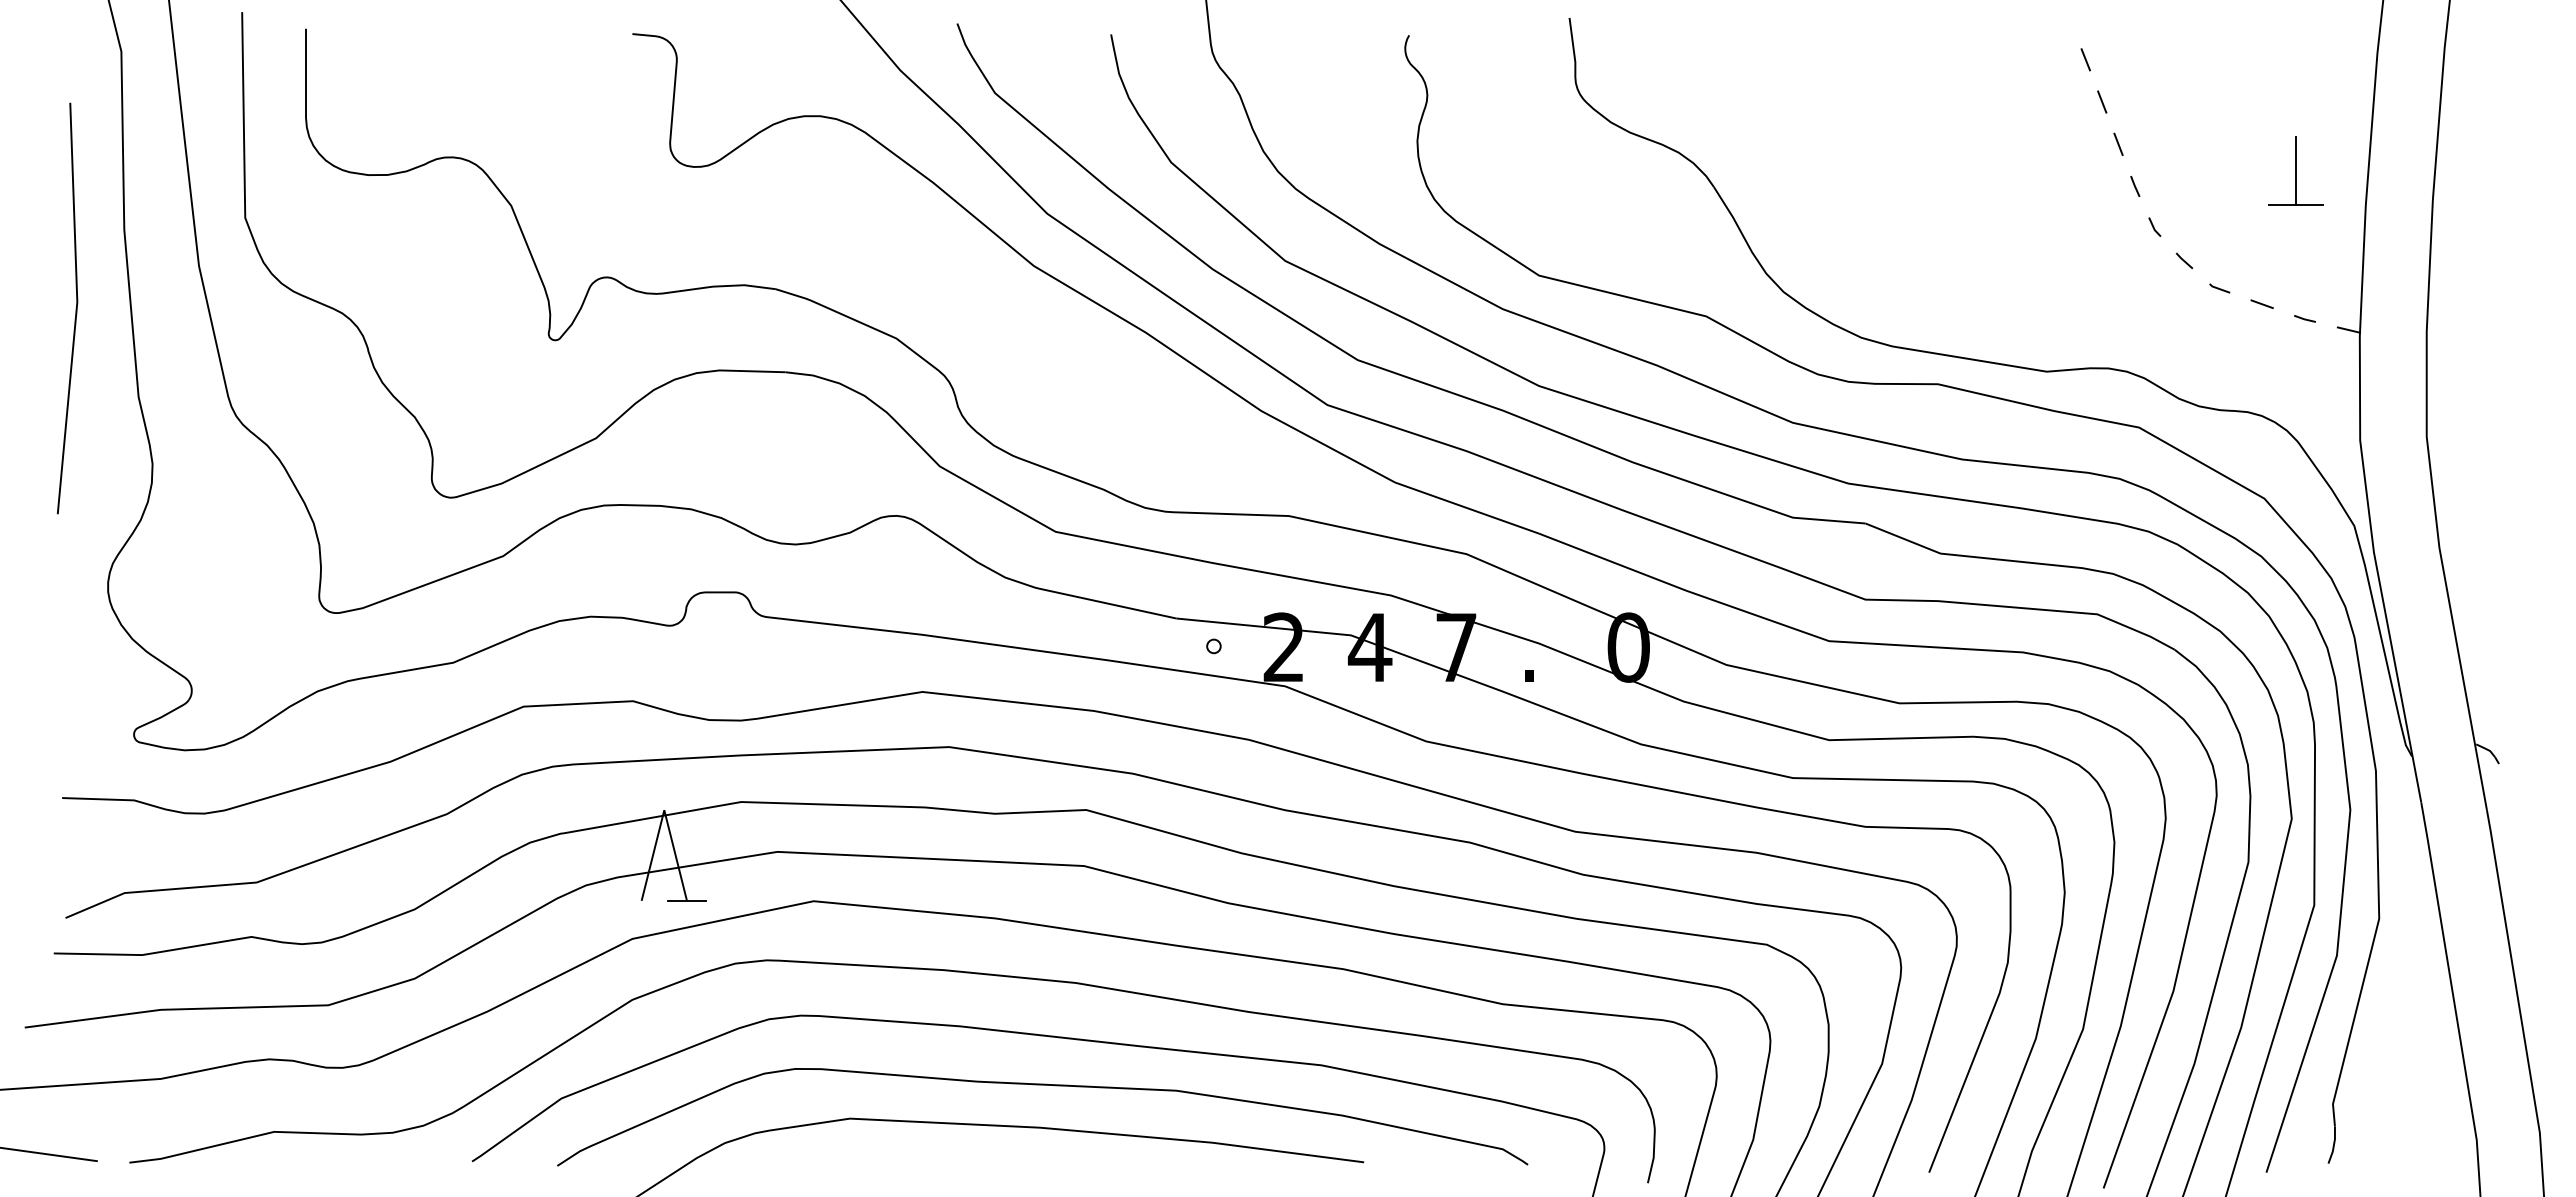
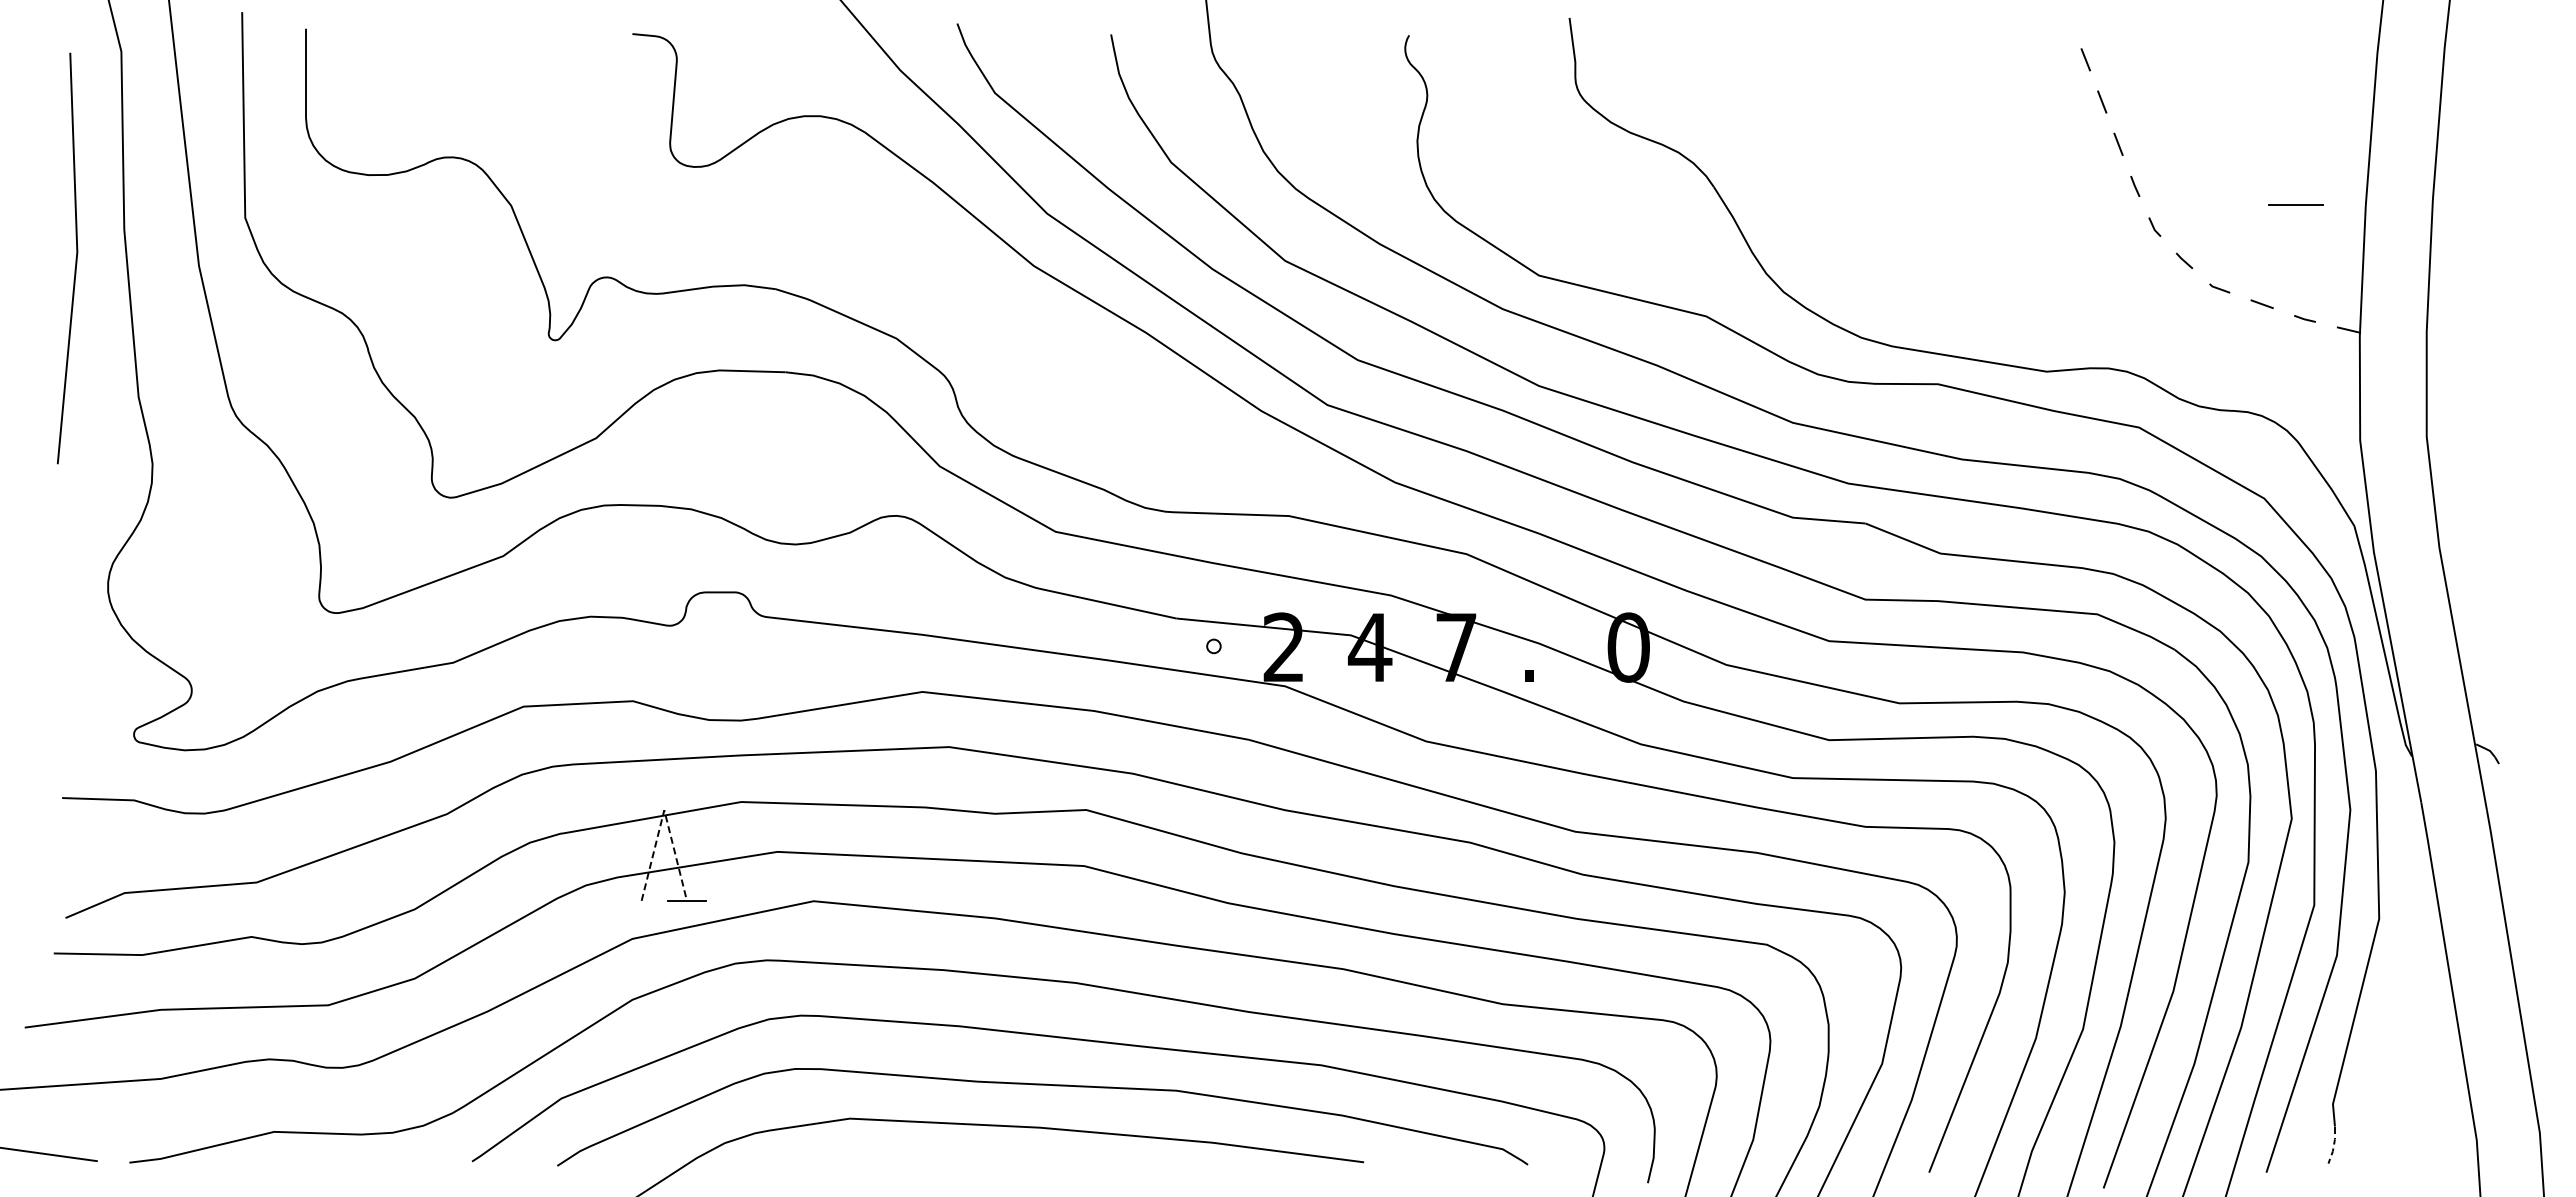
line: present -> none (2295, 171)
line position: (75, 308) -> (75, 258) (75, 258)
line: solid -> dashed (664, 810)
line: solid -> dashed (2333, 1145)
